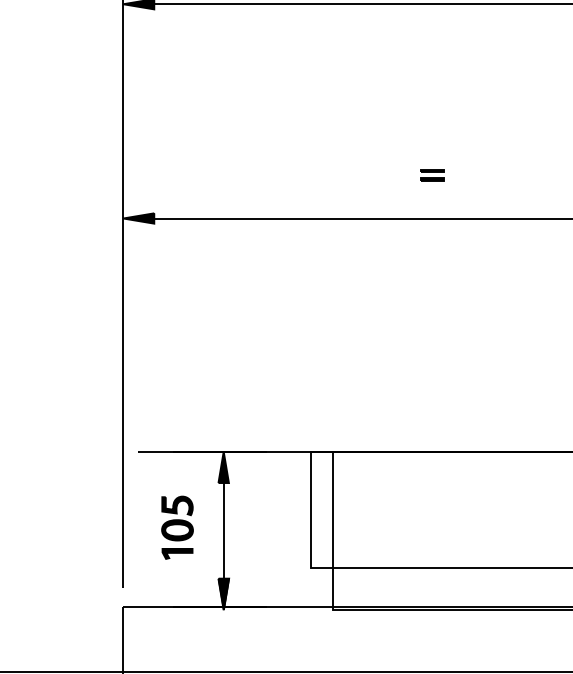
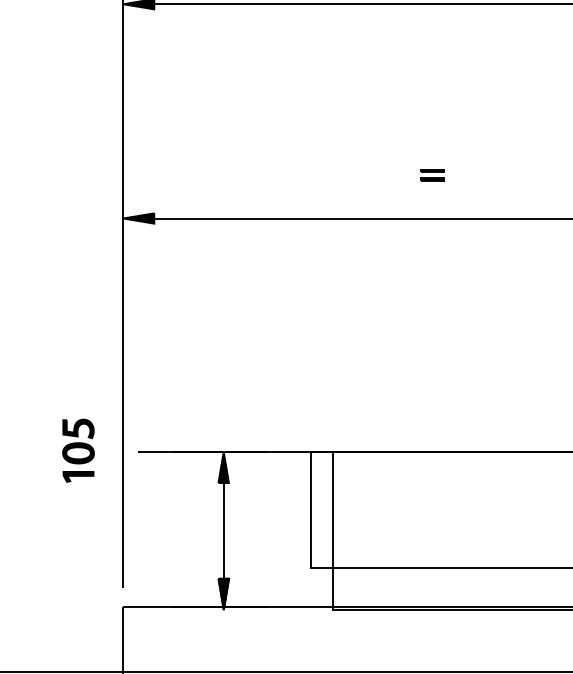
part position: (177, 527) -> (78, 450) (78, 450)
